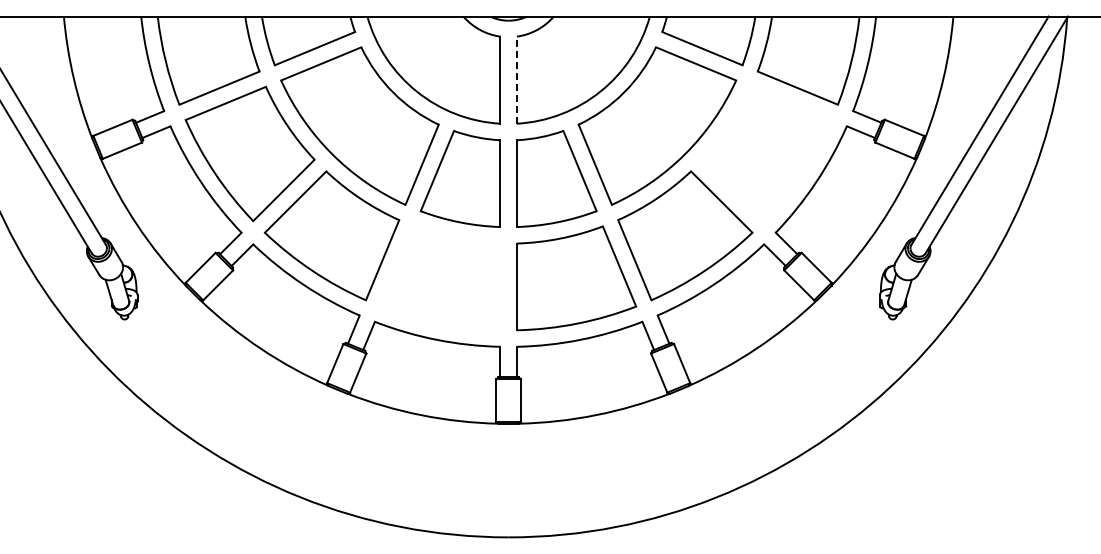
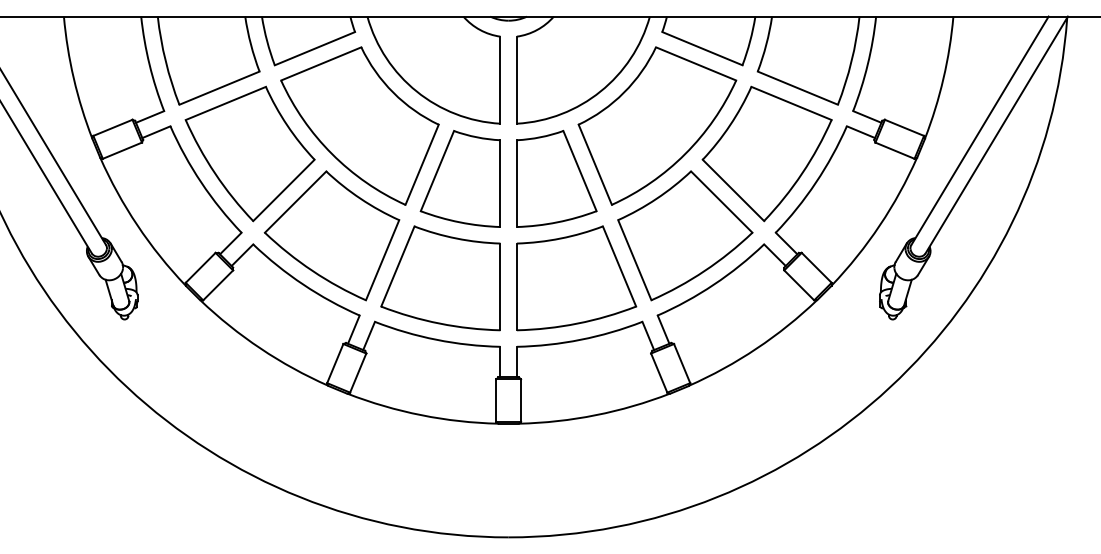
line: dashed -> solid (516, 80)
part: none -> present (766, 153)
part: none -> present (440, 278)
